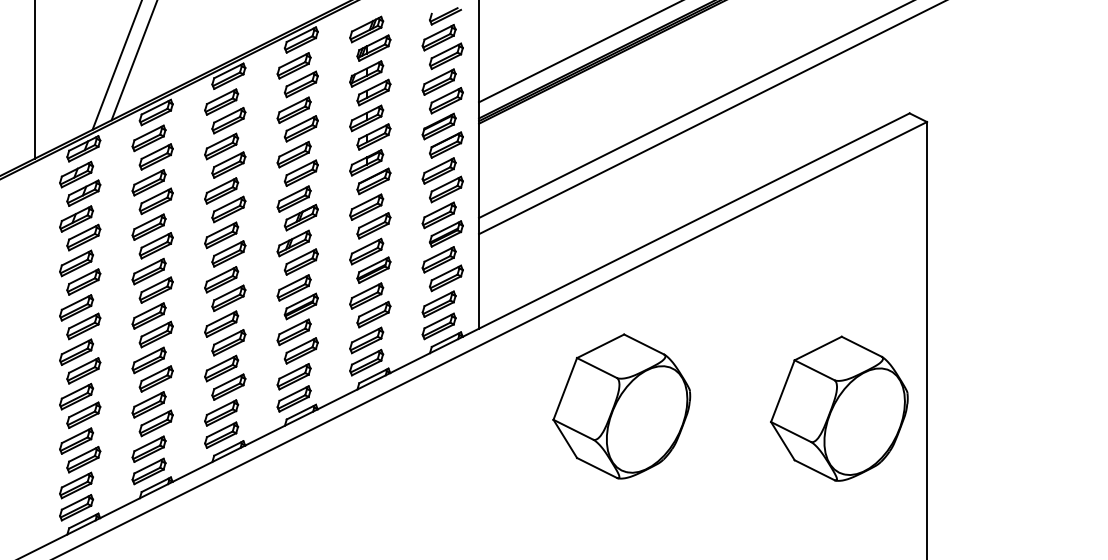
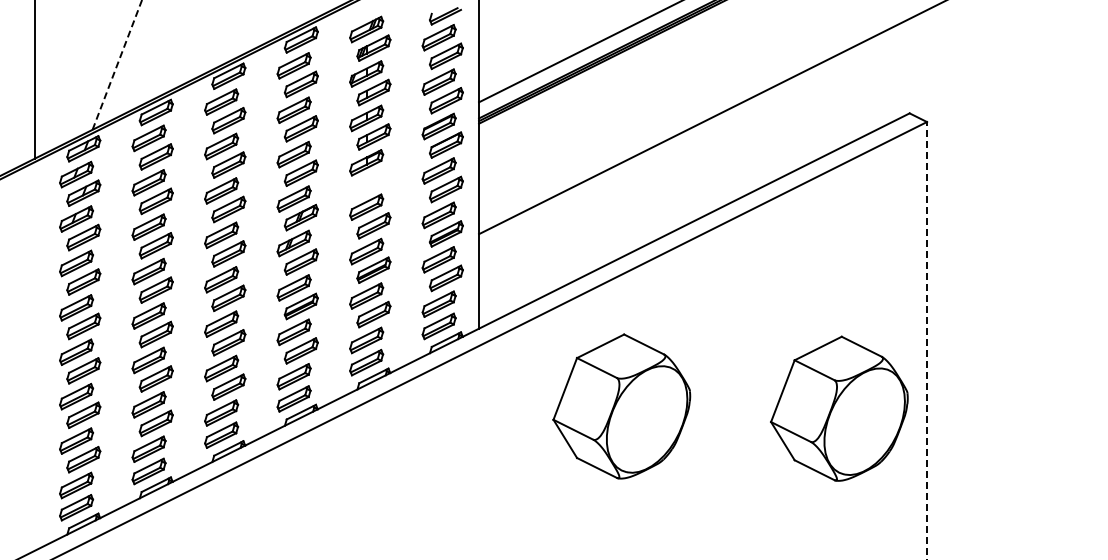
line: present -> none (133, 61)
line: solid -> dashed (117, 64)
line: present -> none (694, 110)
part: present -> none (373, 181)
line: solid -> dashed (927, 340)
